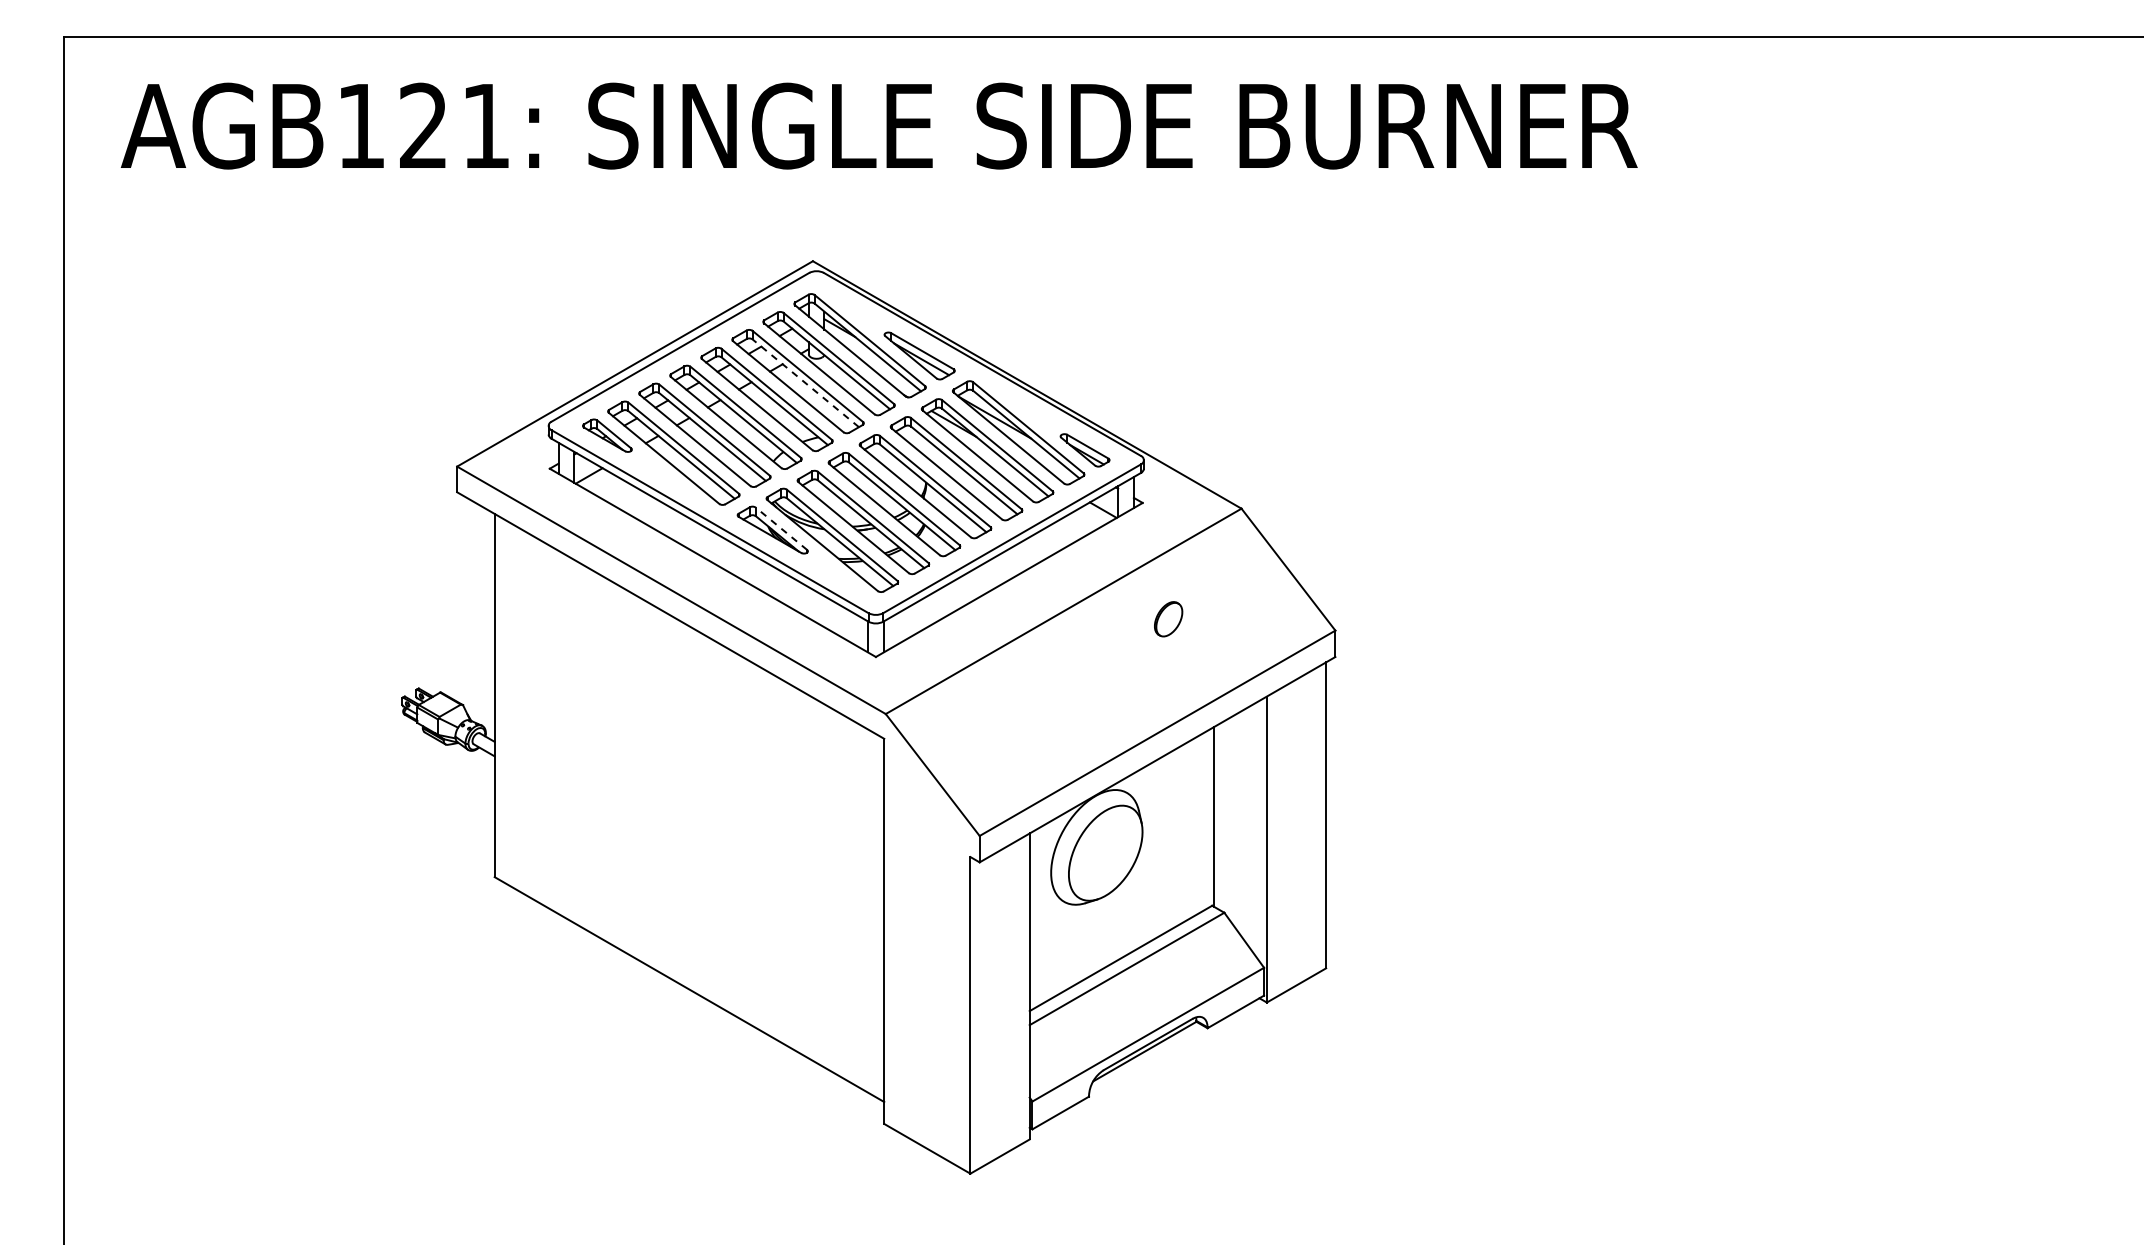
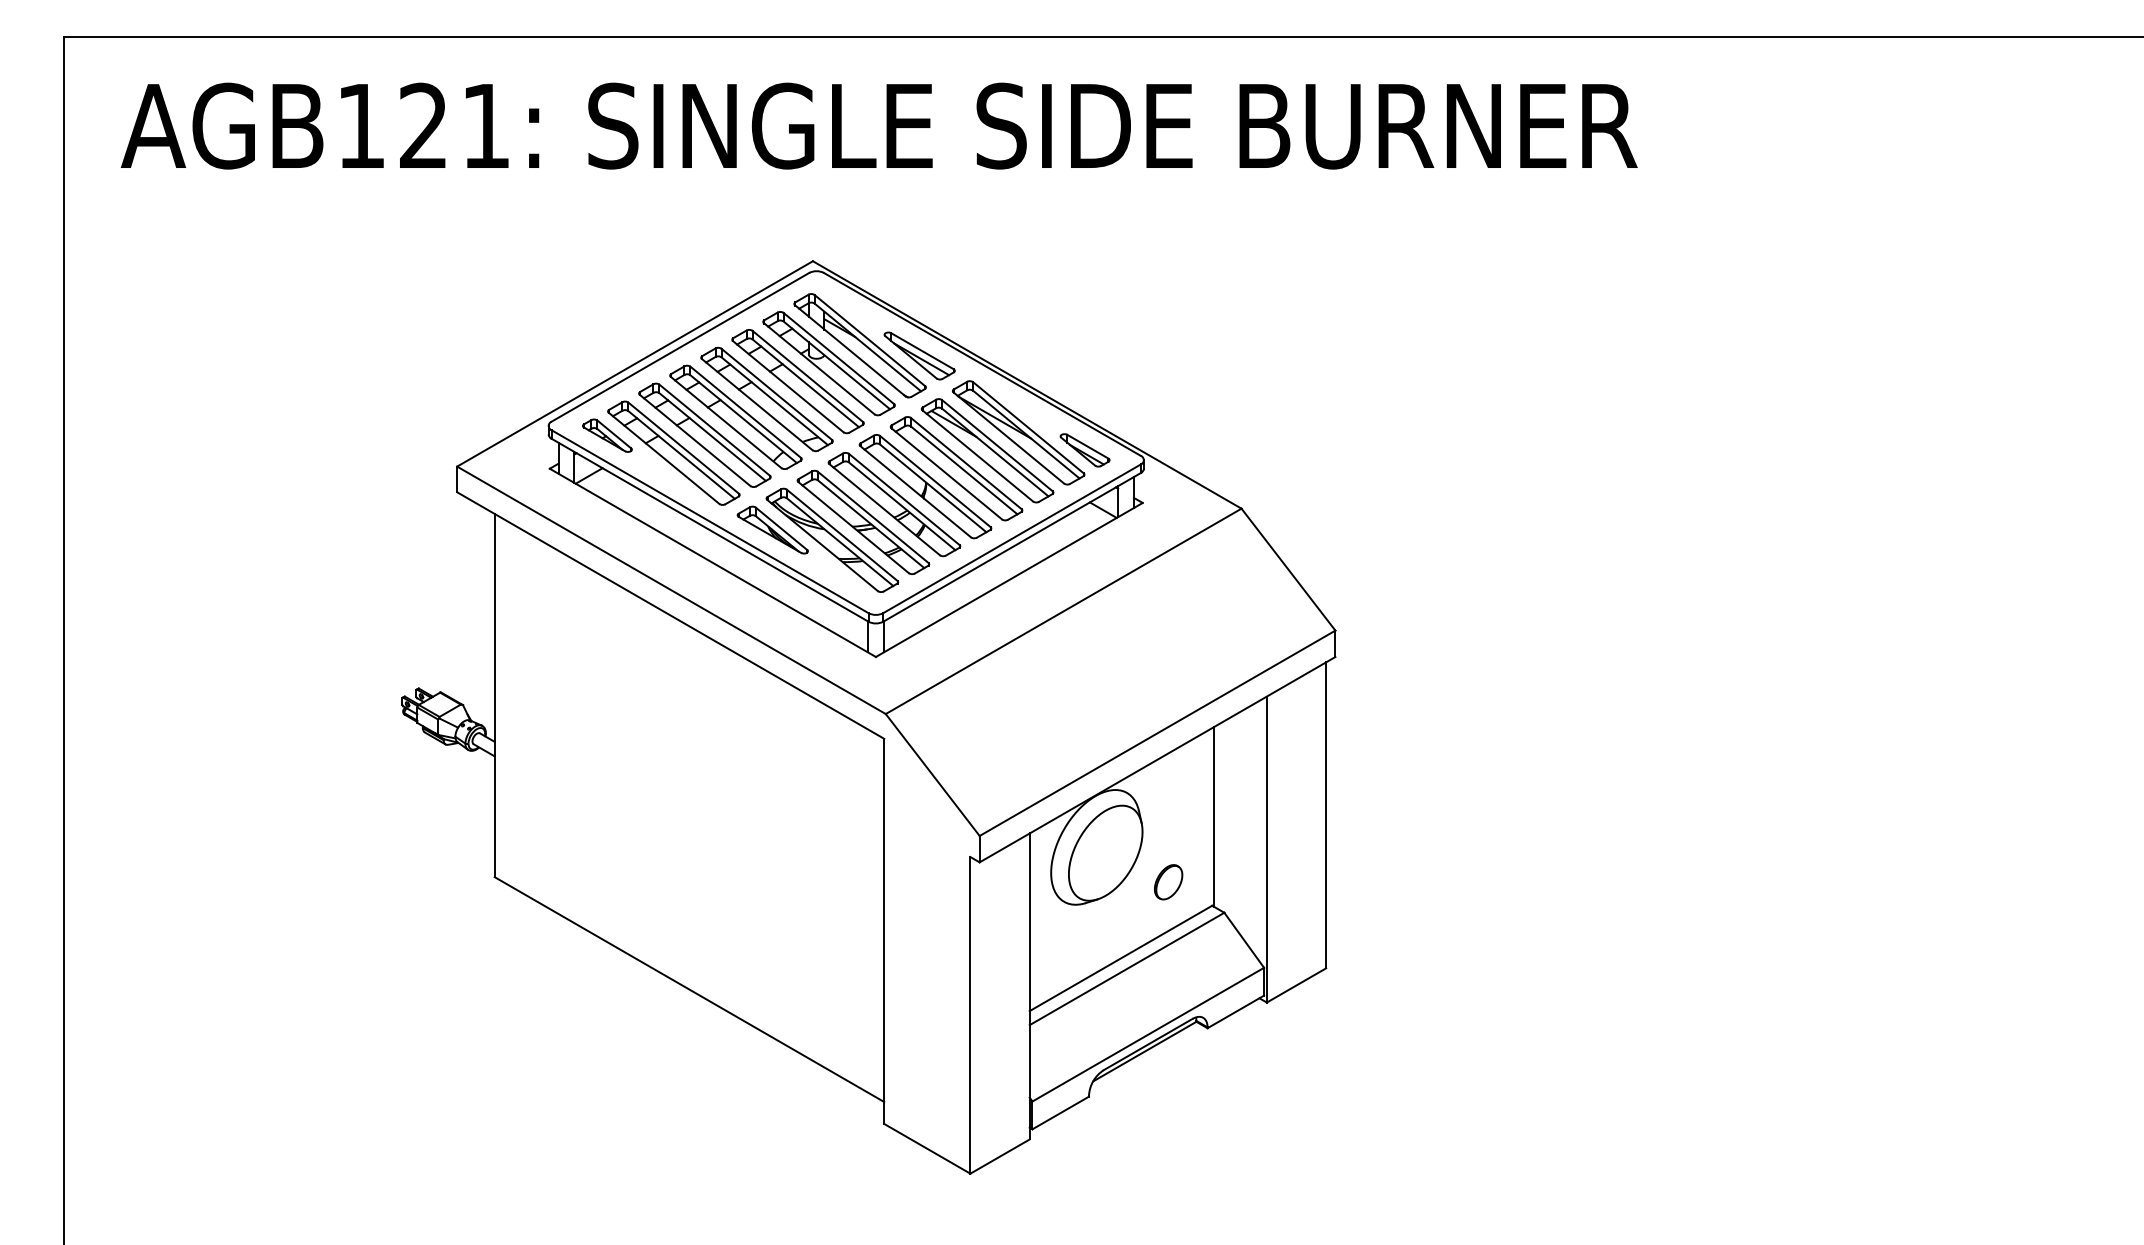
line: dashed -> solid (805, 383)
line: dashed -> solid (781, 528)
part position: (1168, 619) -> (1168, 882) (1168, 882)
